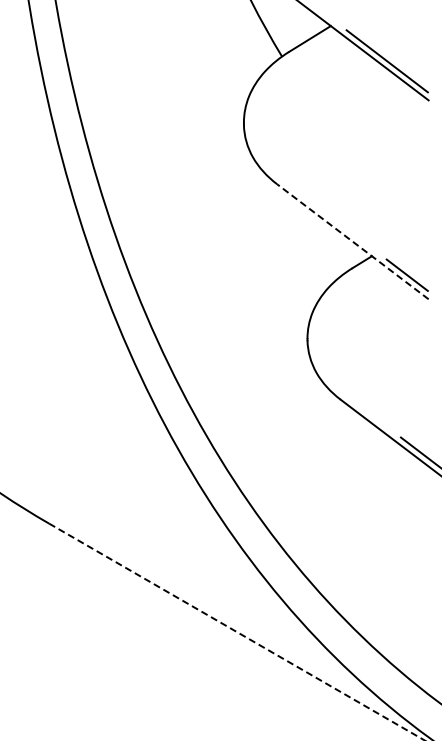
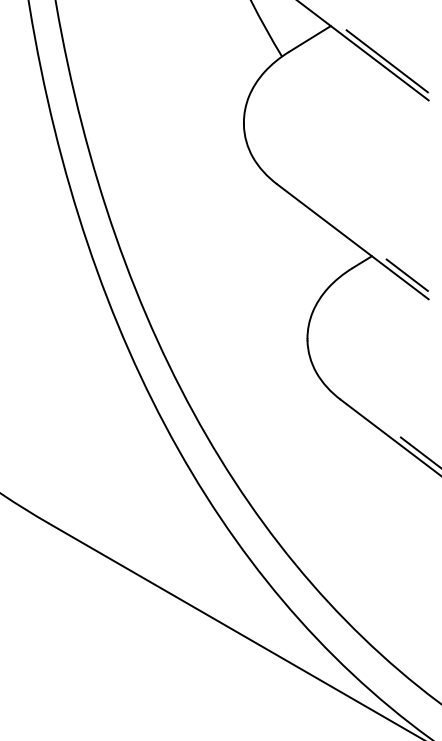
line: dashed -> solid (352, 241)
line: dashed -> solid (236, 632)
